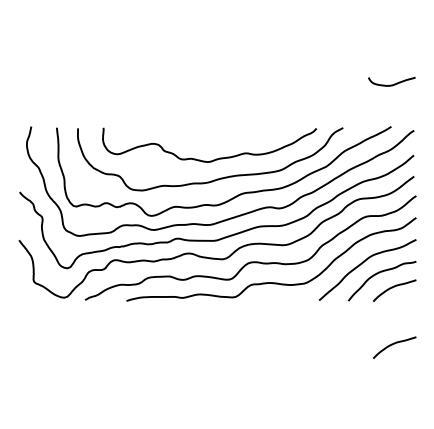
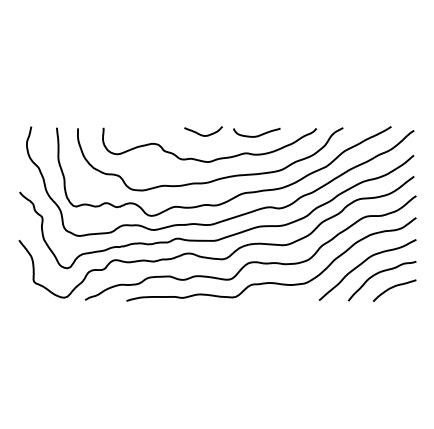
curve position: (391, 84) -> (256, 135) (256, 135)
curve: none -> present (203, 134)
curve: present -> none (392, 345)
